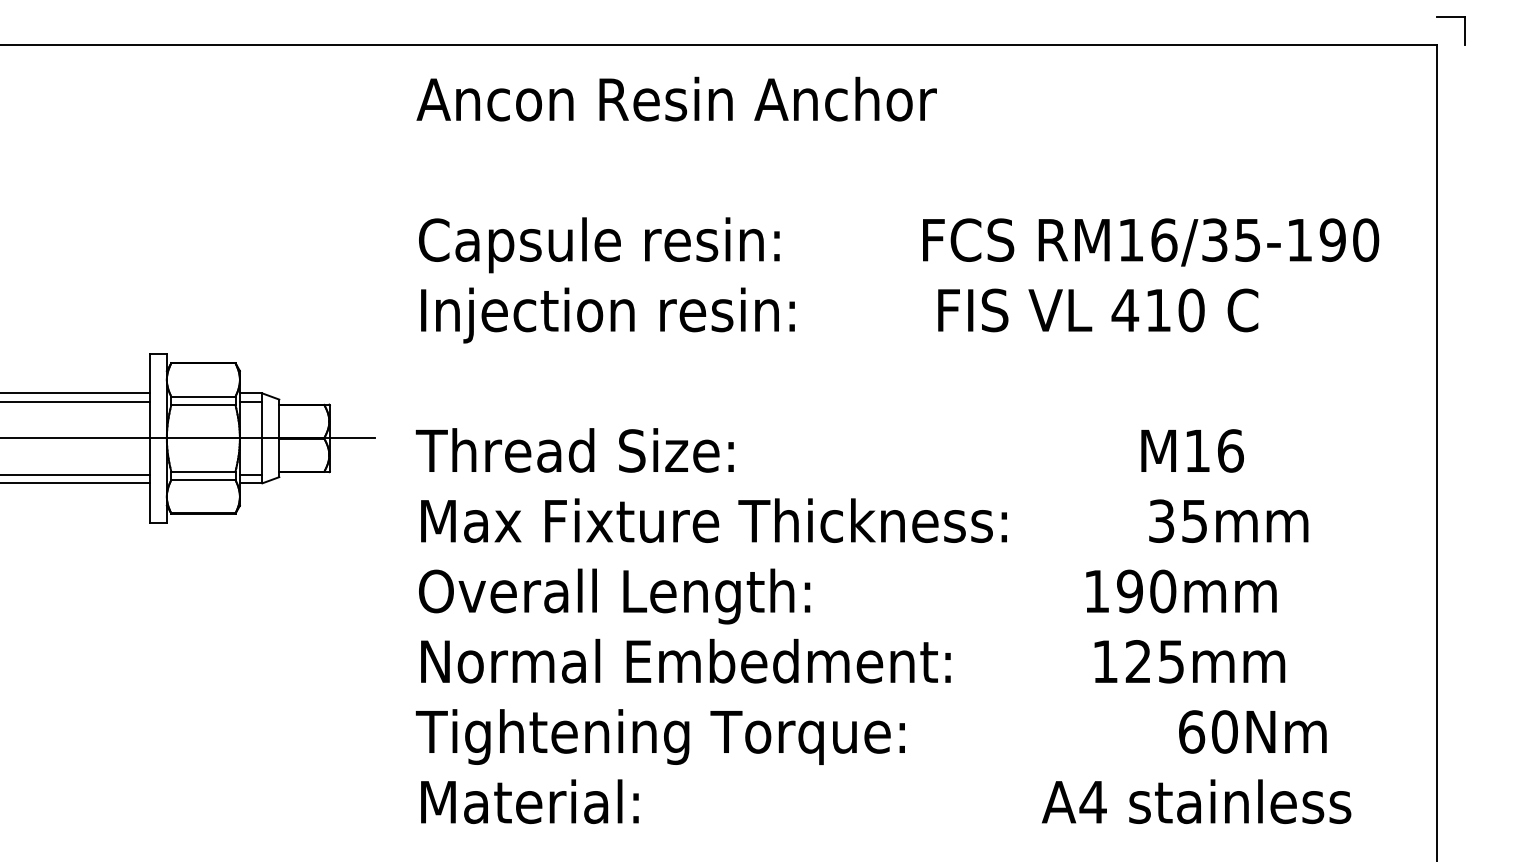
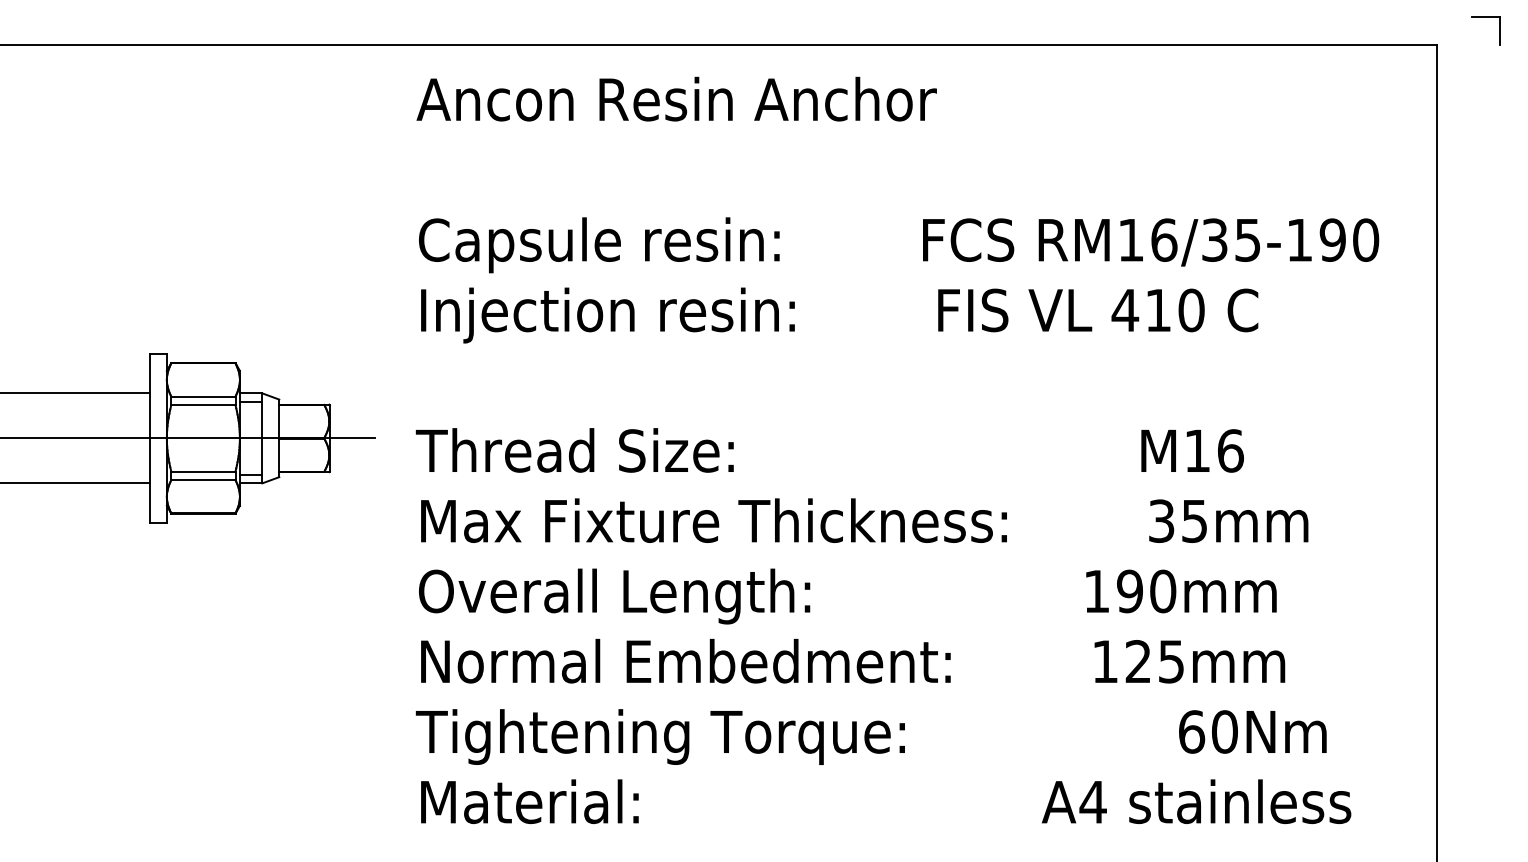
part position: (1450, 17) -> (1485, 17) (1485, 17)
line: present -> none (76, 401)
line: present -> none (76, 475)
